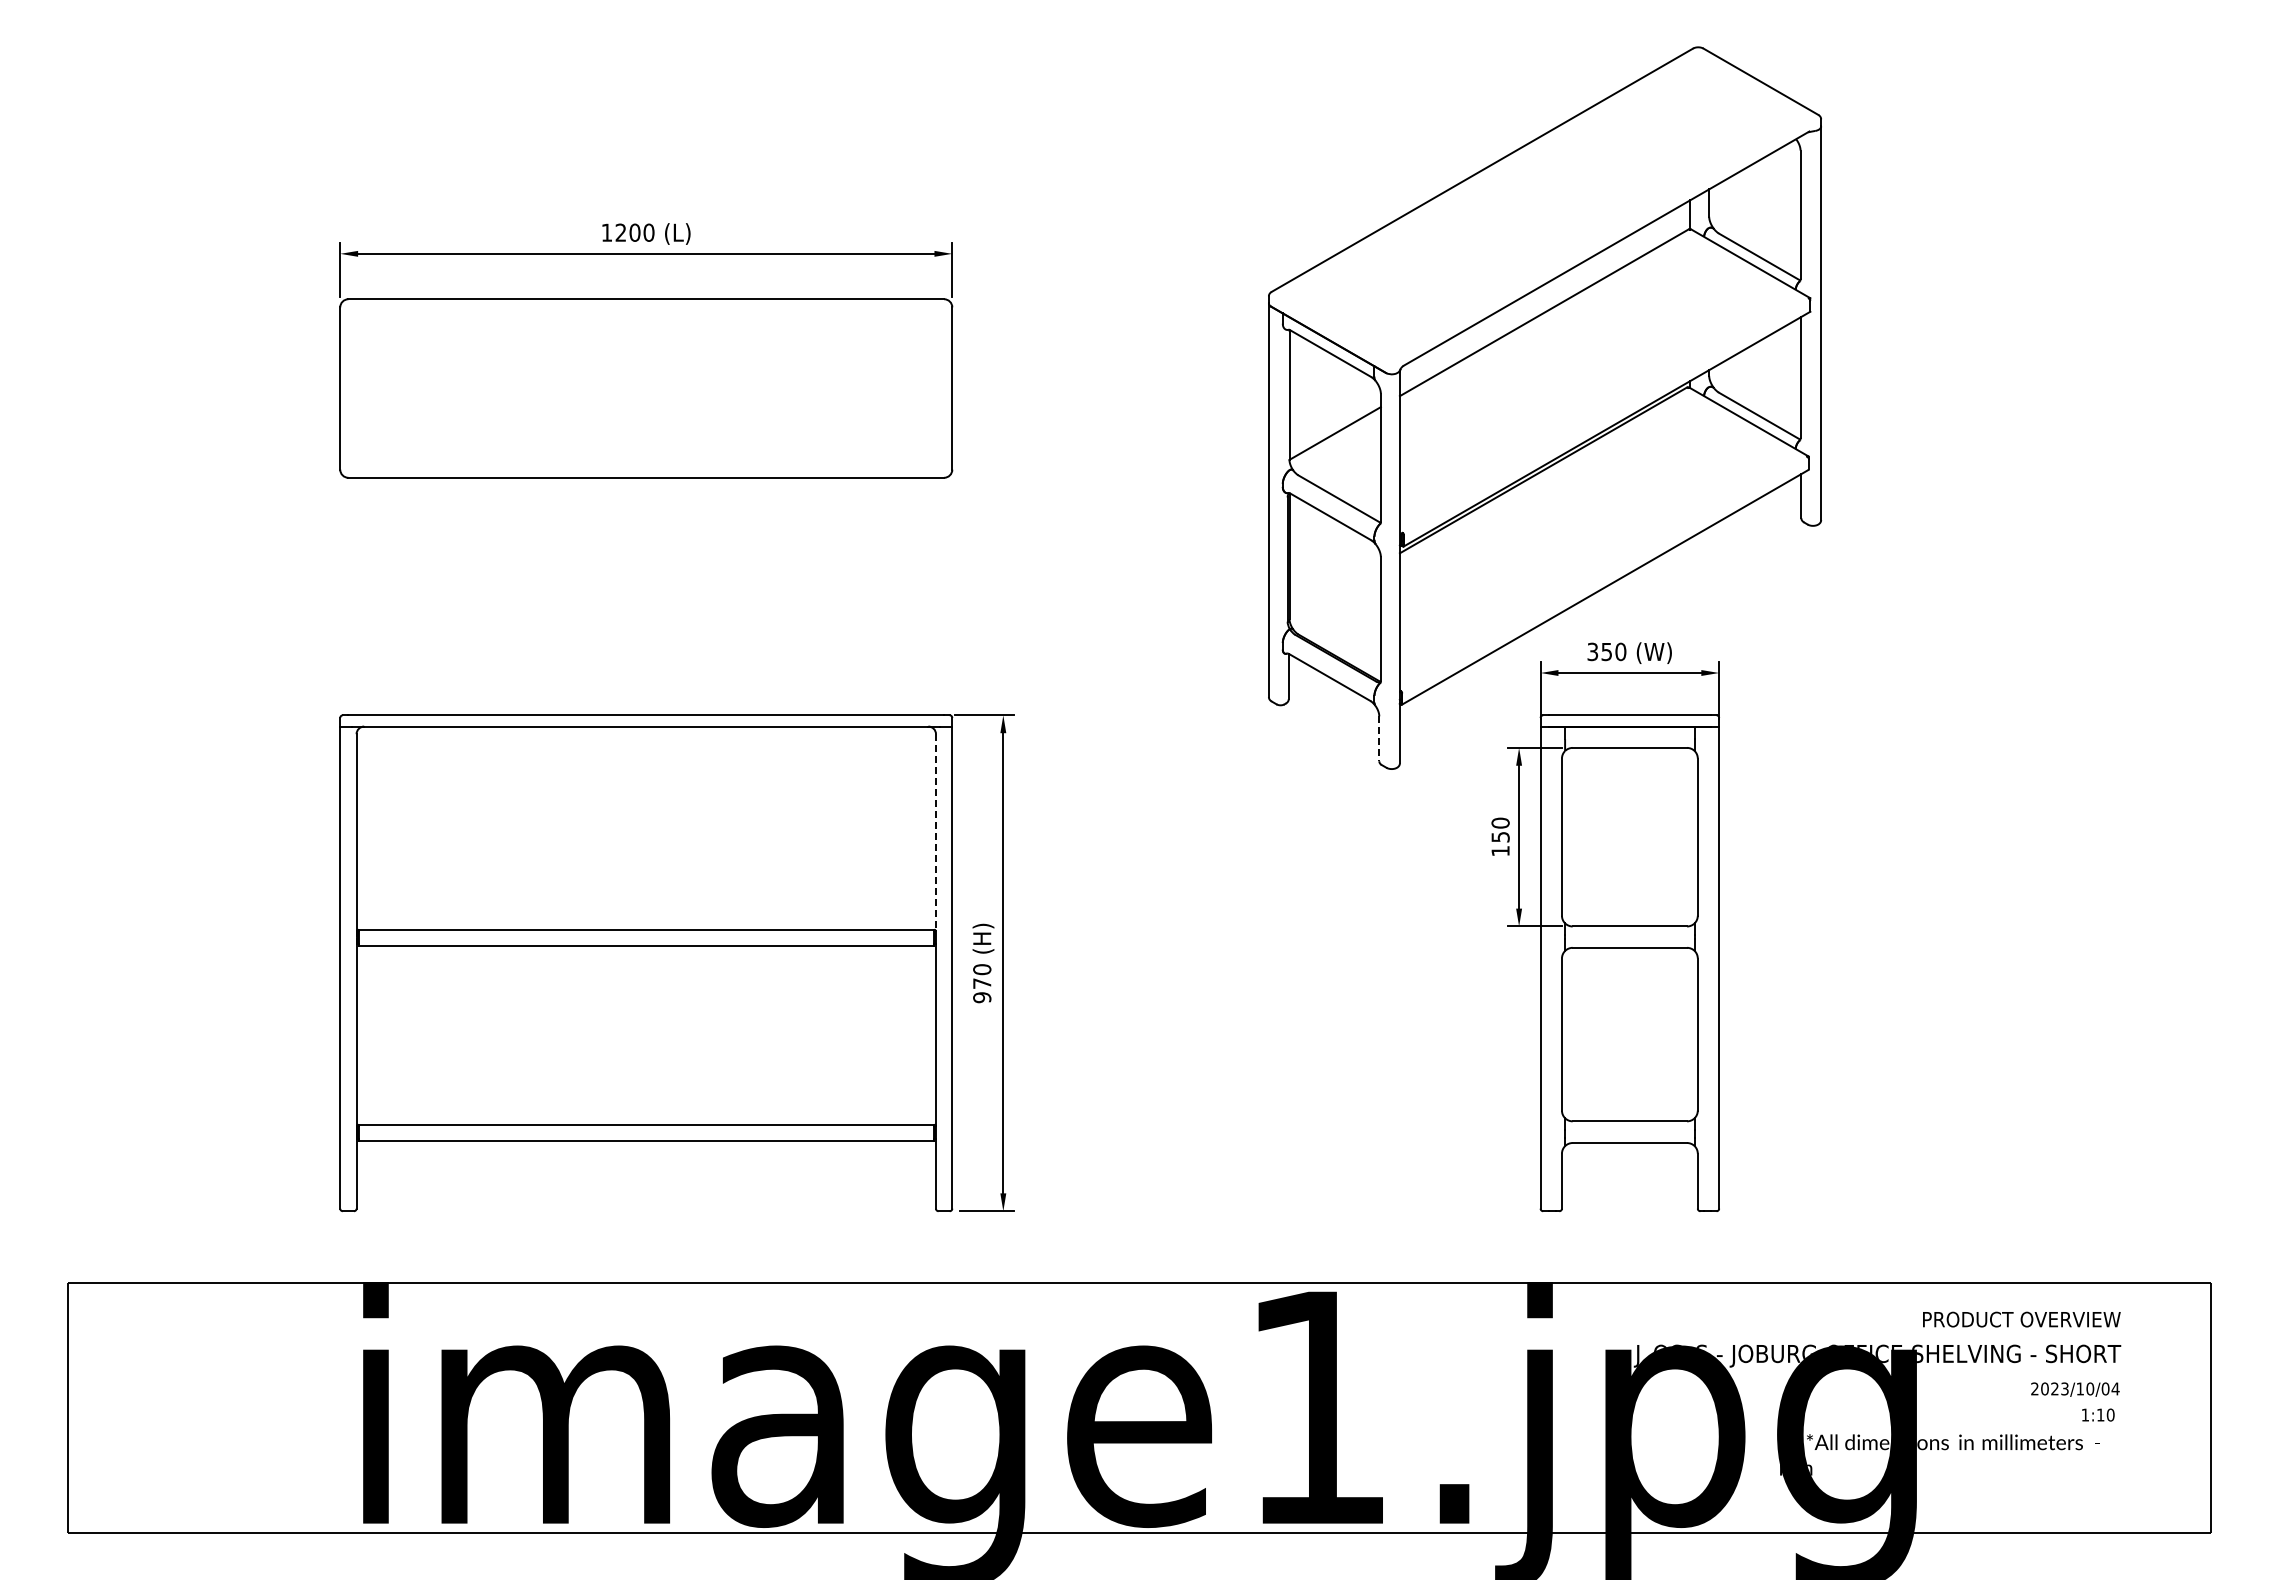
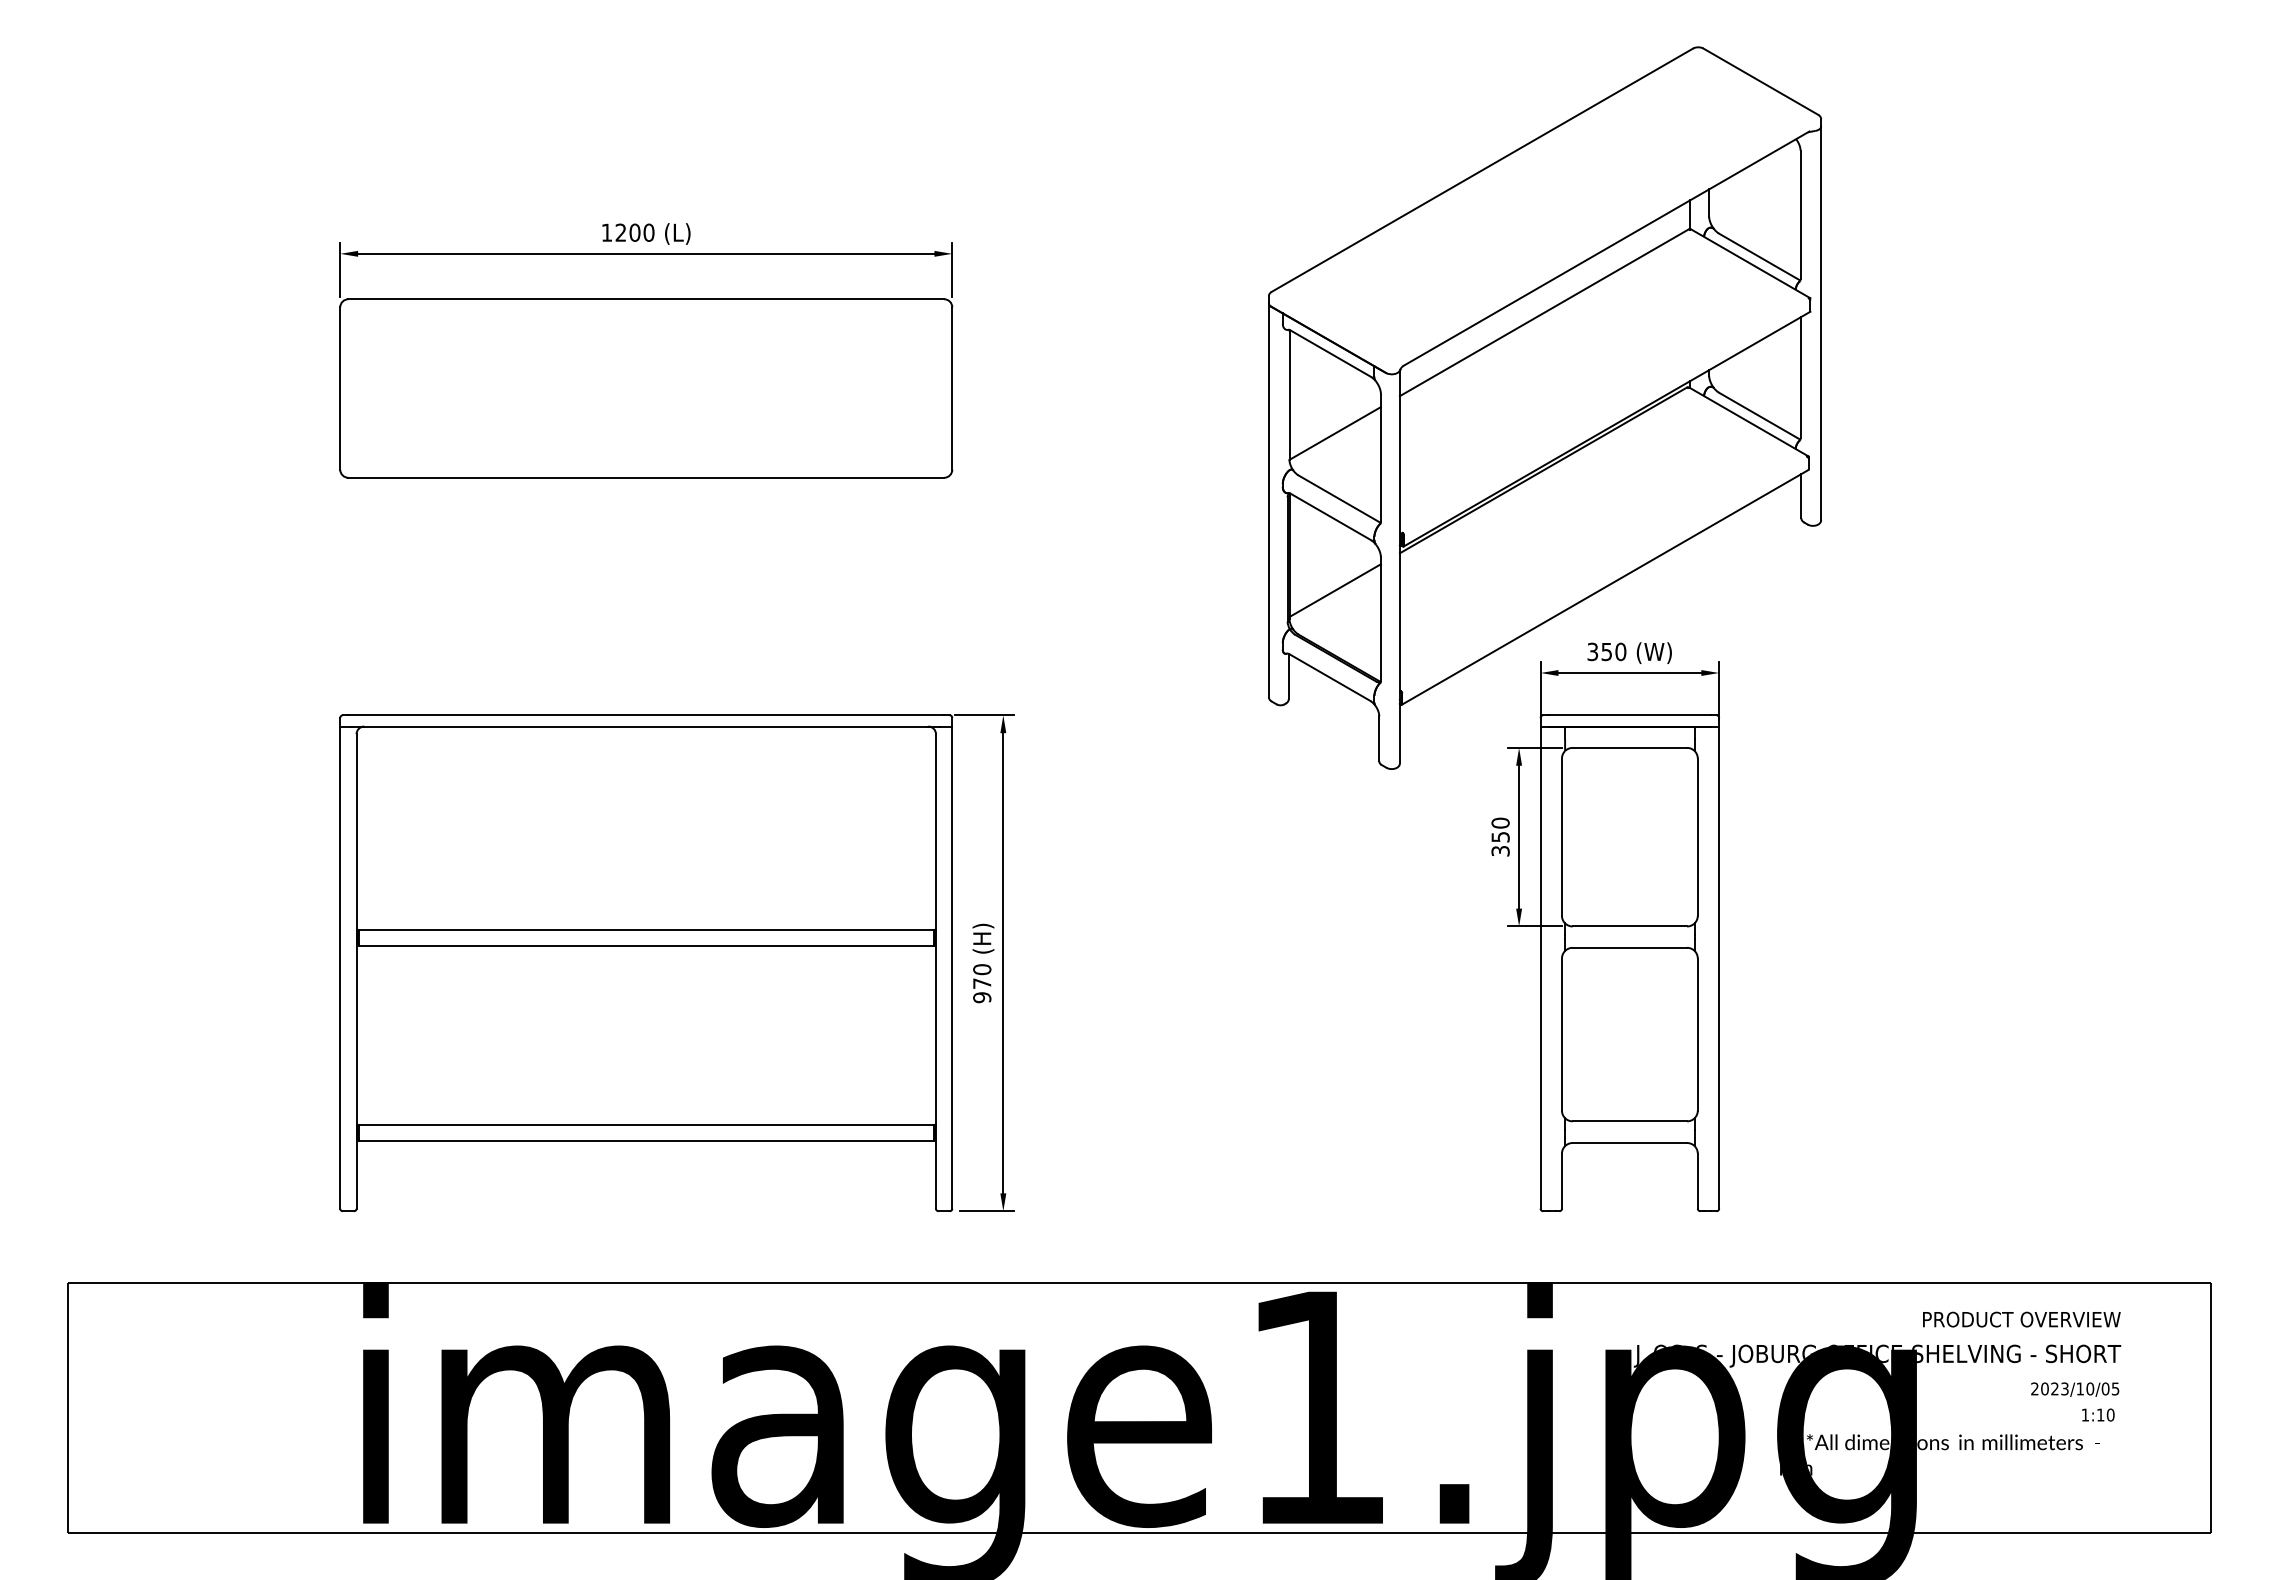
line: none -> present (1334, 590)
line: dashed -> solid (1379, 739)
line: dashed -> solid (936, 832)
text: 150 -> 350 (1500, 851)
text: 2023/10/04 -> 2023/10/05 (2115, 1388)
